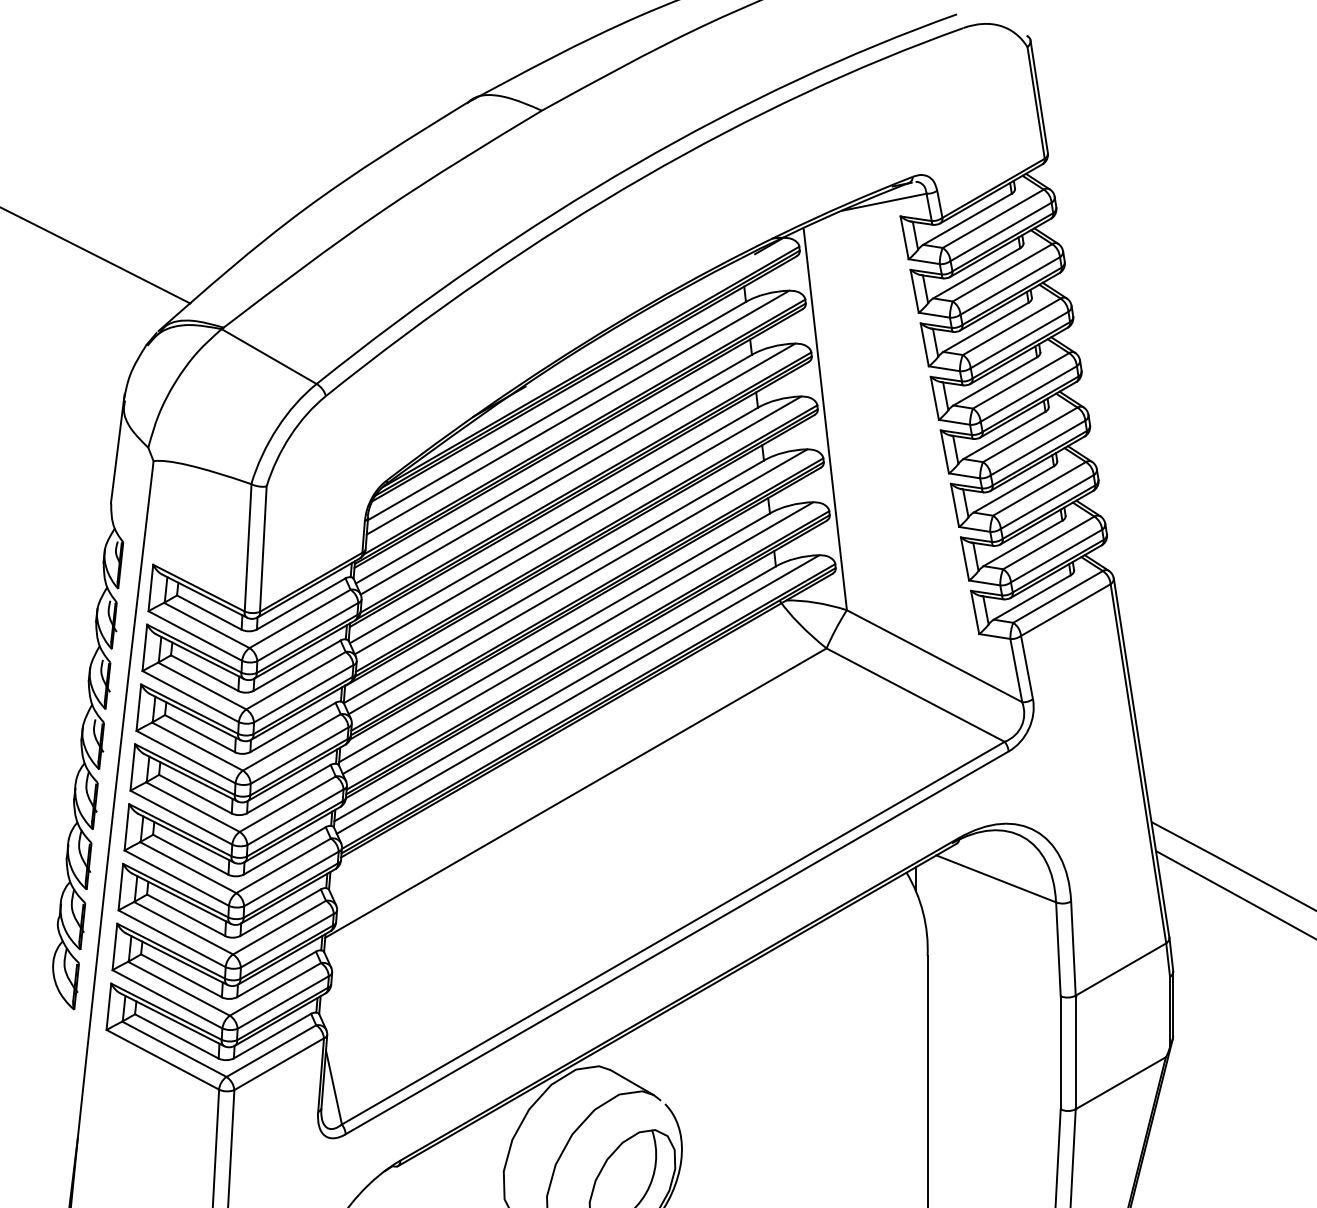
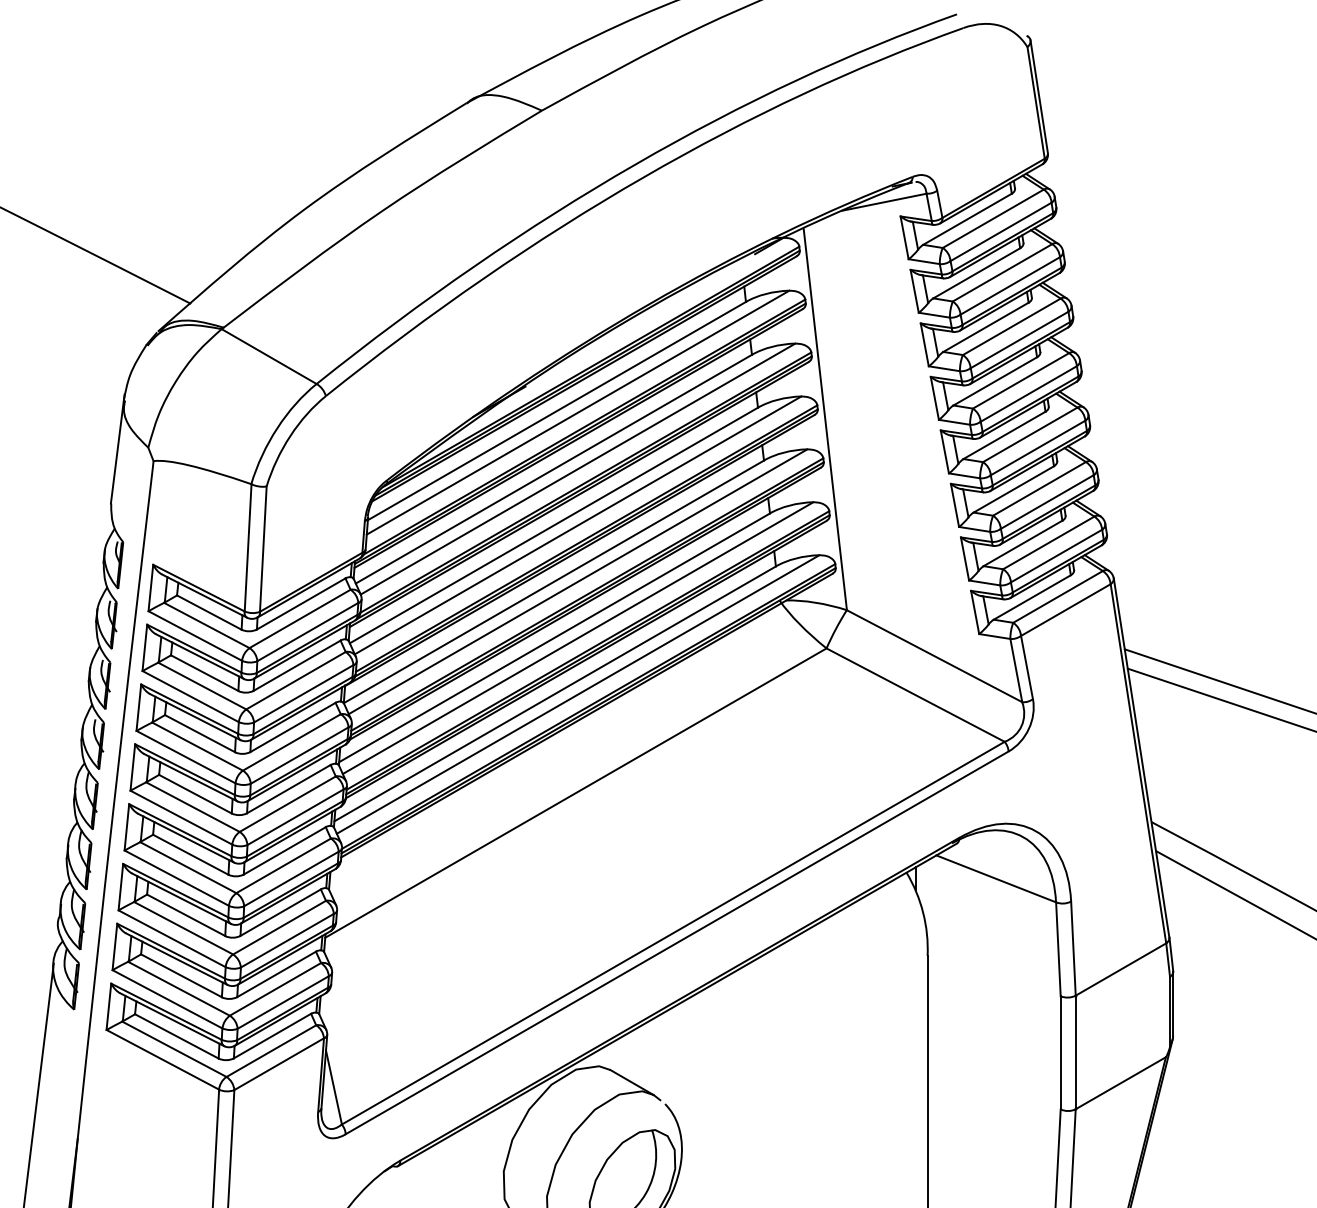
line: none -> present (1218, 680)
line: none -> present (1220, 699)
line: none -> present (38, 1083)
